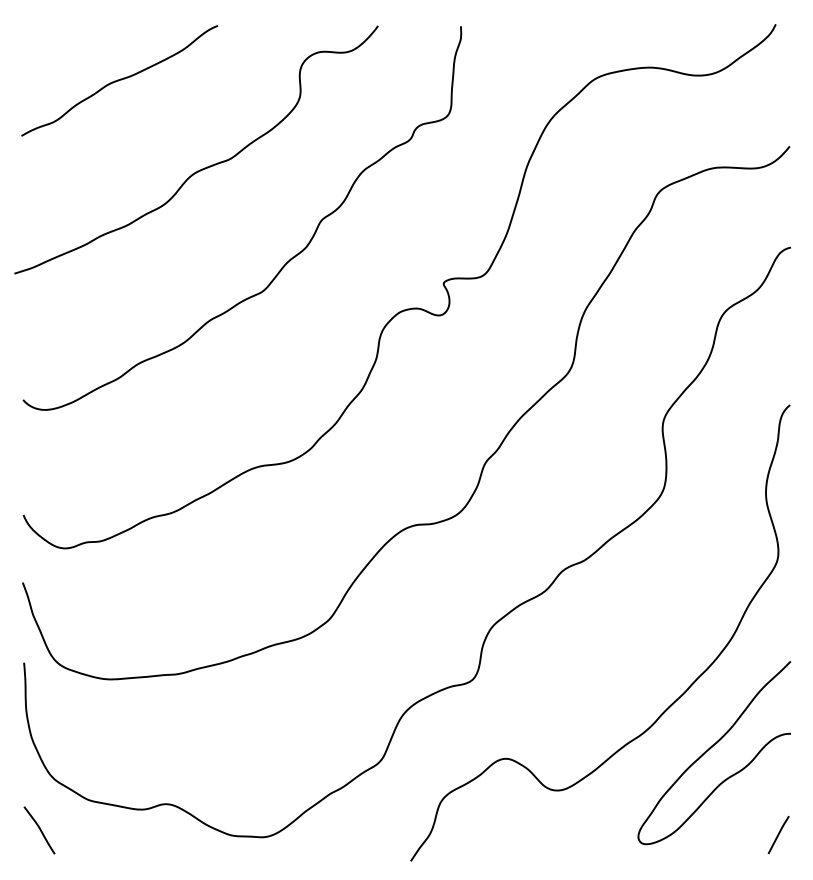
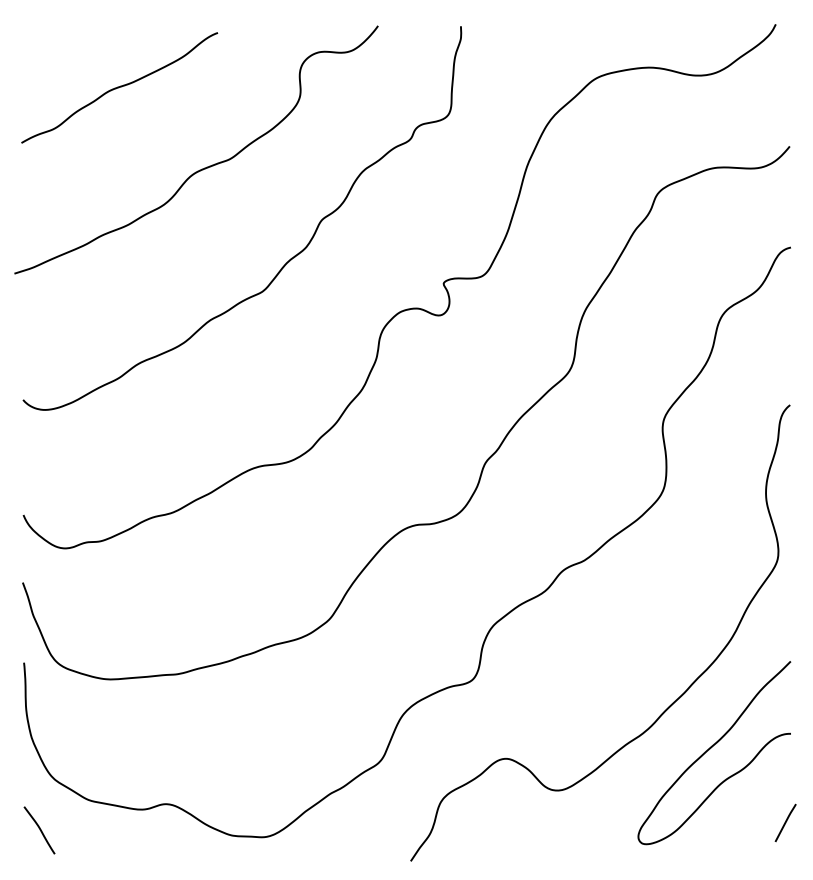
curve position: (119, 80) -> (119, 87) (119, 87)
line position: (778, 834) -> (785, 822) (785, 822)
